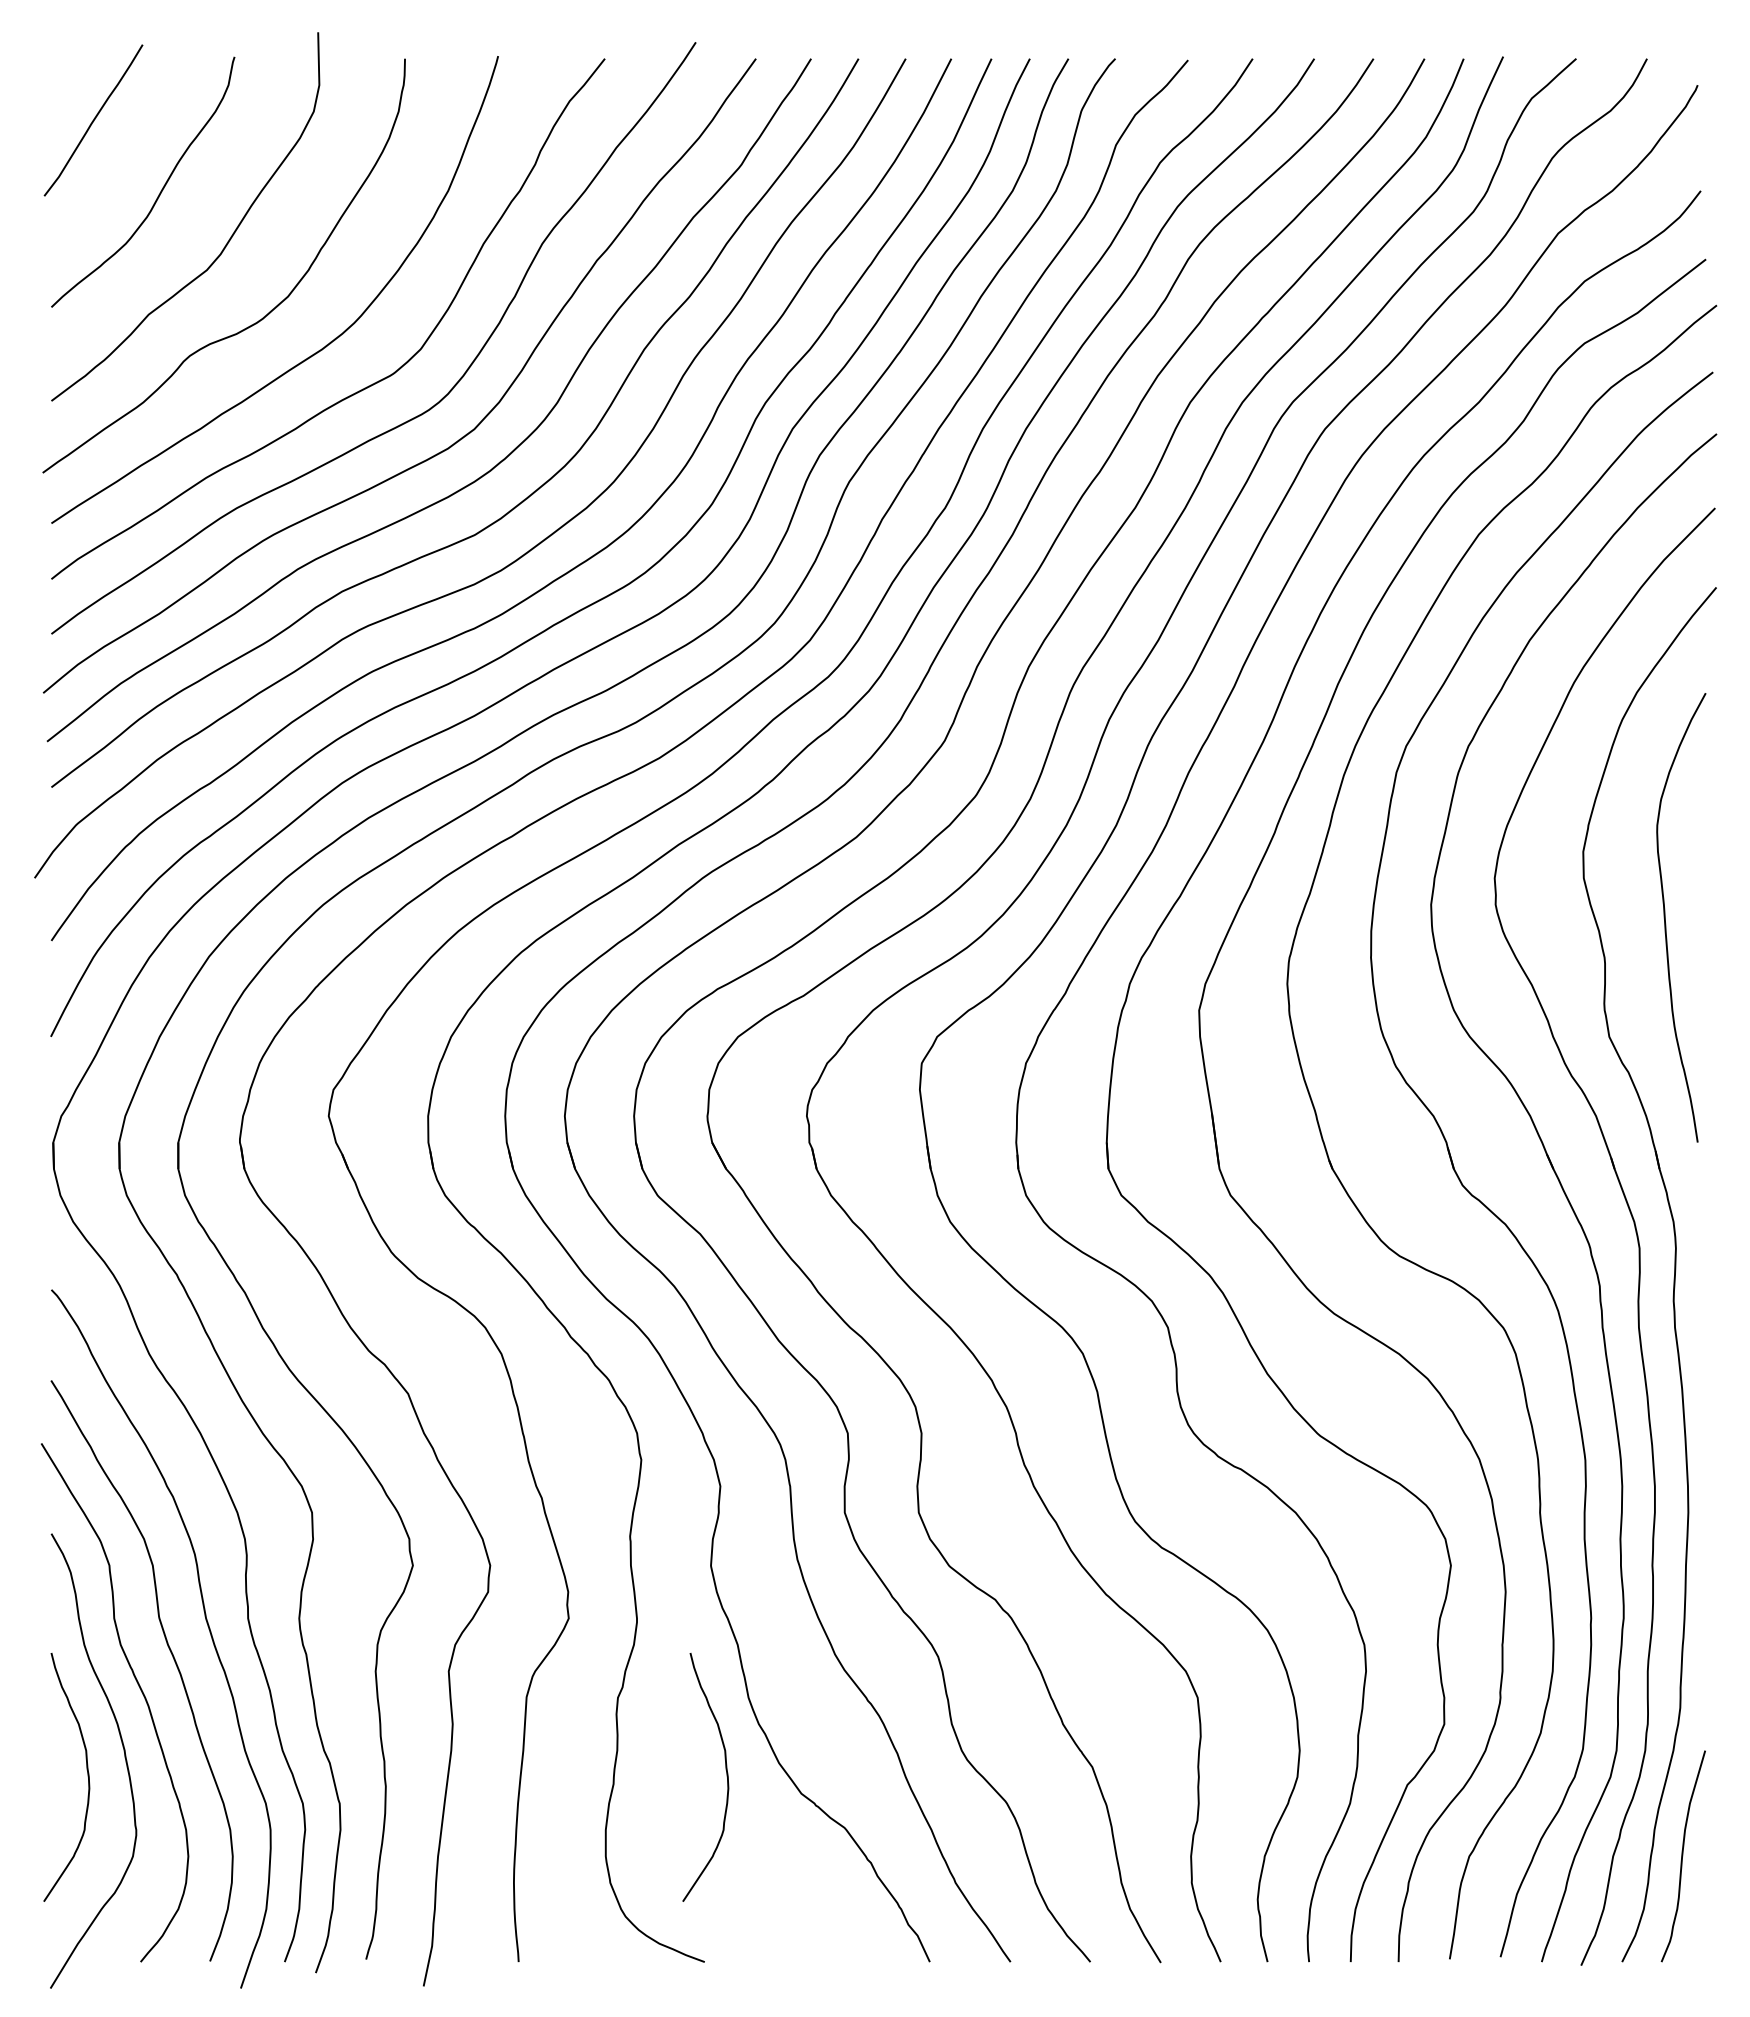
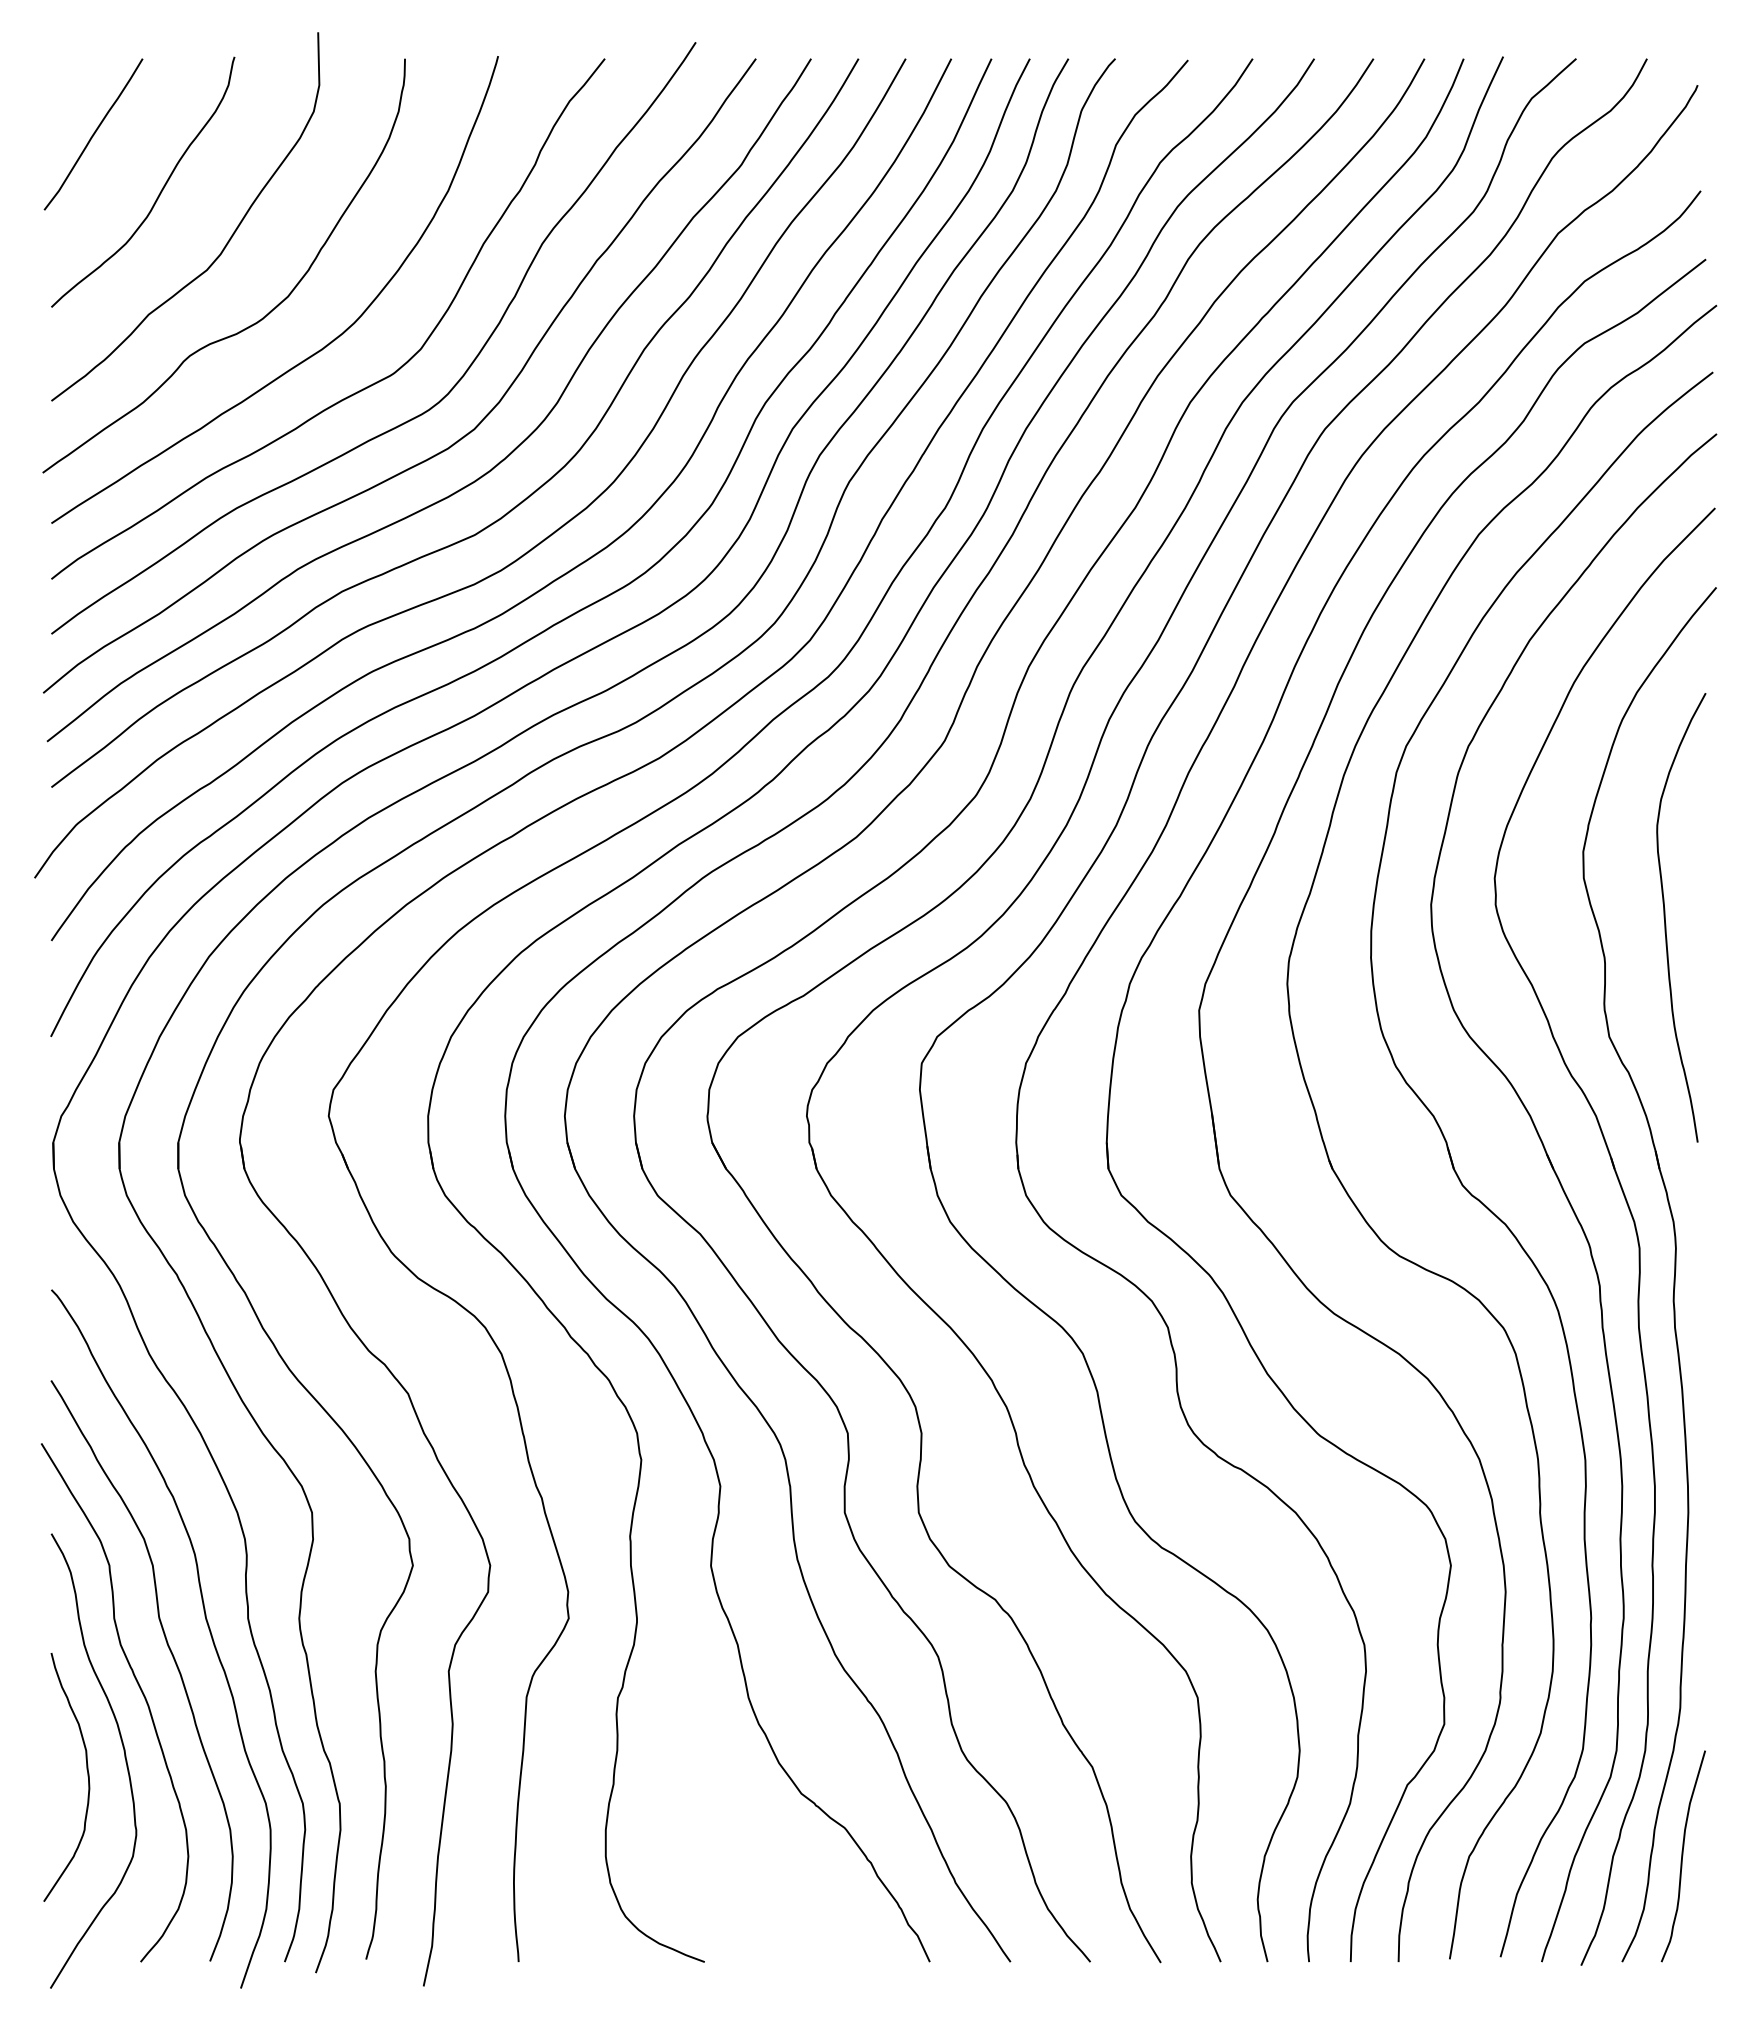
curve position: (93, 120) -> (93, 134) (93, 134)
curve: present -> none (726, 1776)
